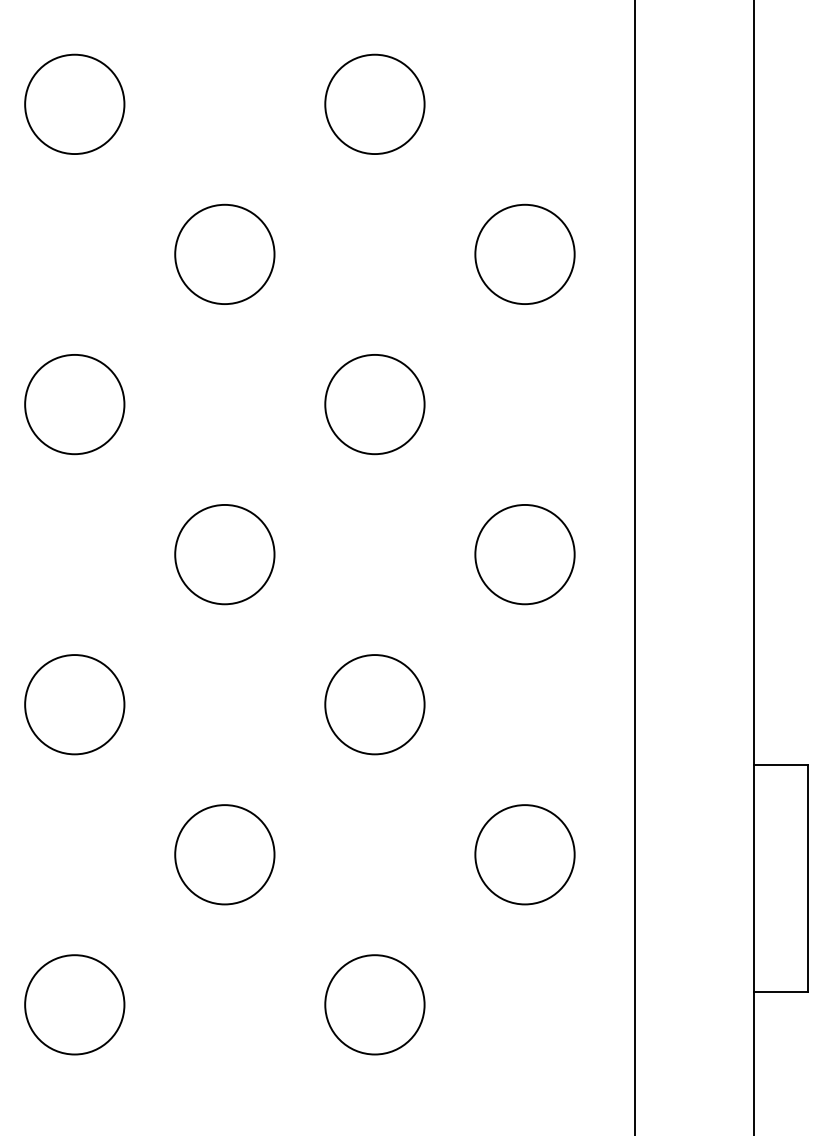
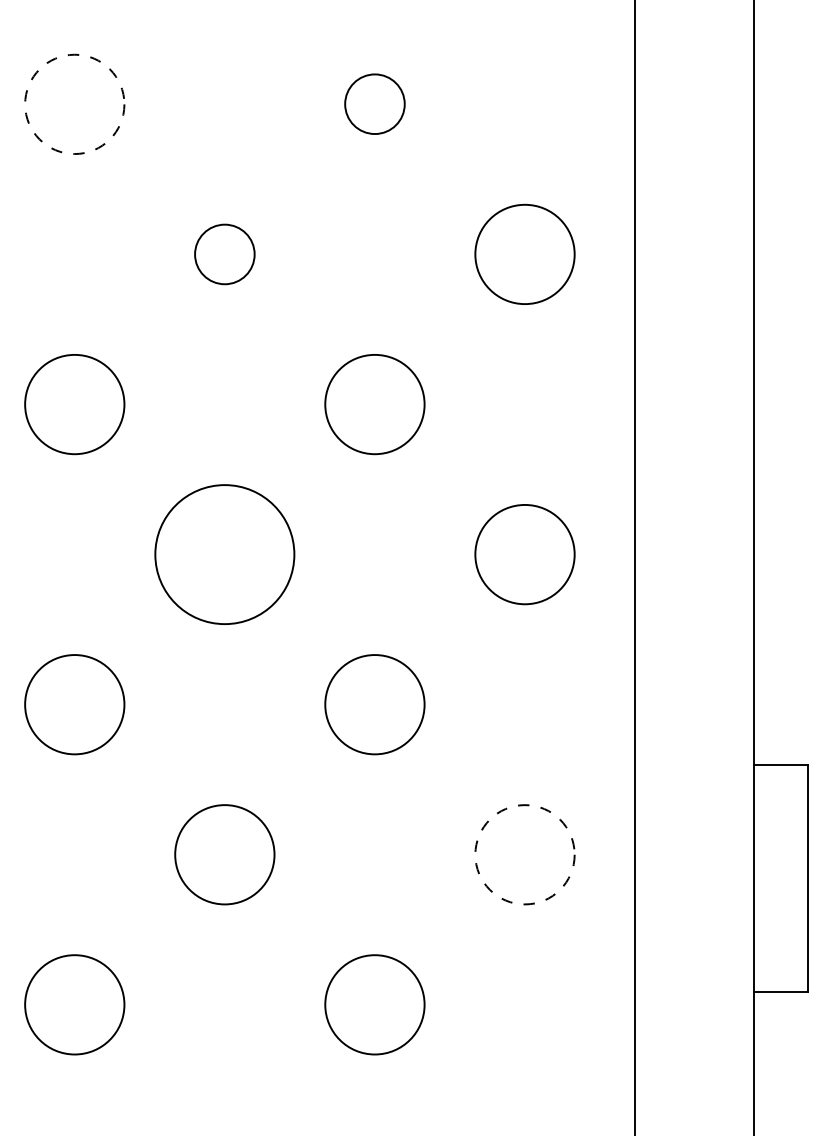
circle size: 102x102 px -> 62x62 px (374, 103)
circle: solid -> dashed (74, 104)
circle diameter: 99 px -> 60 px (224, 254)
circle diameter: 99 px -> 139 px (224, 554)
circle: solid -> dashed (524, 854)
